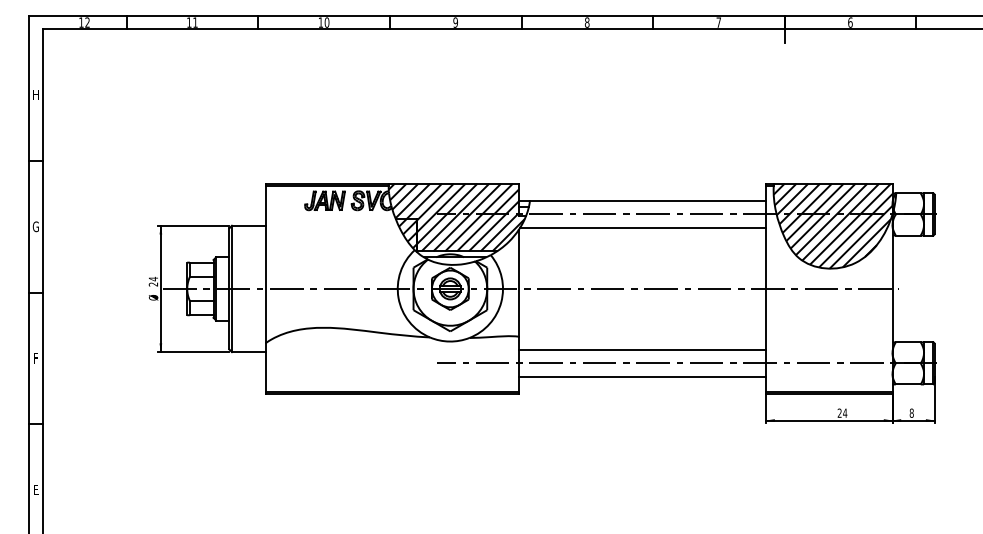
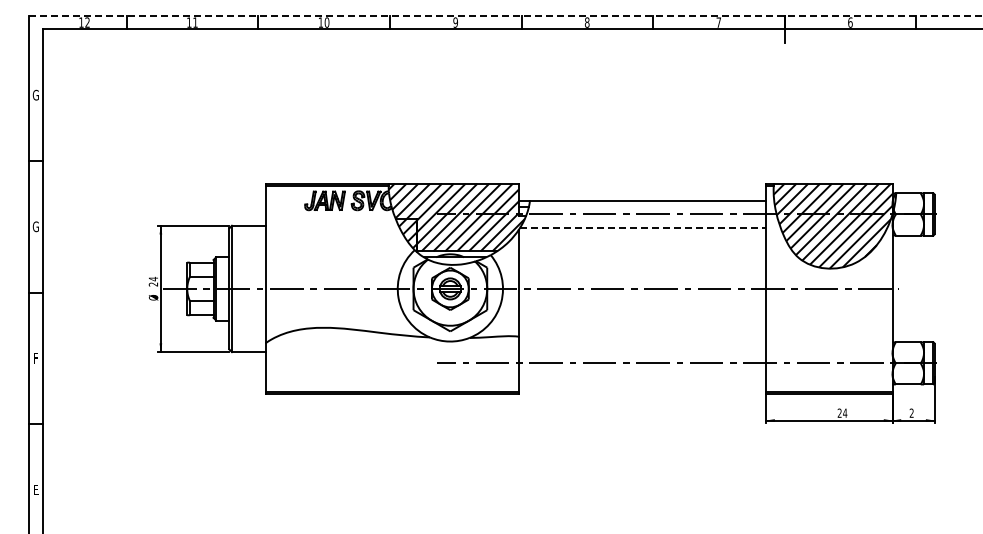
line: solid -> dashed (506, 16)
text: H -> G (35, 94)
line: solid -> dashed (643, 227)
line: present -> none (642, 350)
line: present -> none (642, 376)
text: 8 -> 2 (911, 412)
